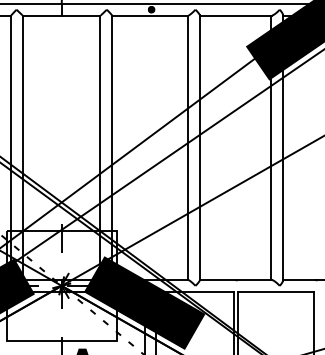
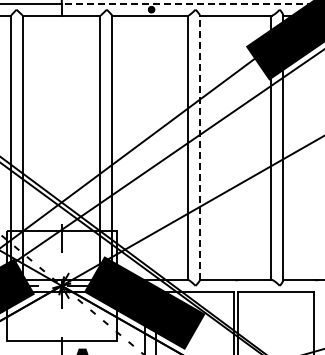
line: solid -> dashed (192, 3)
line: solid -> dashed (199, 147)
